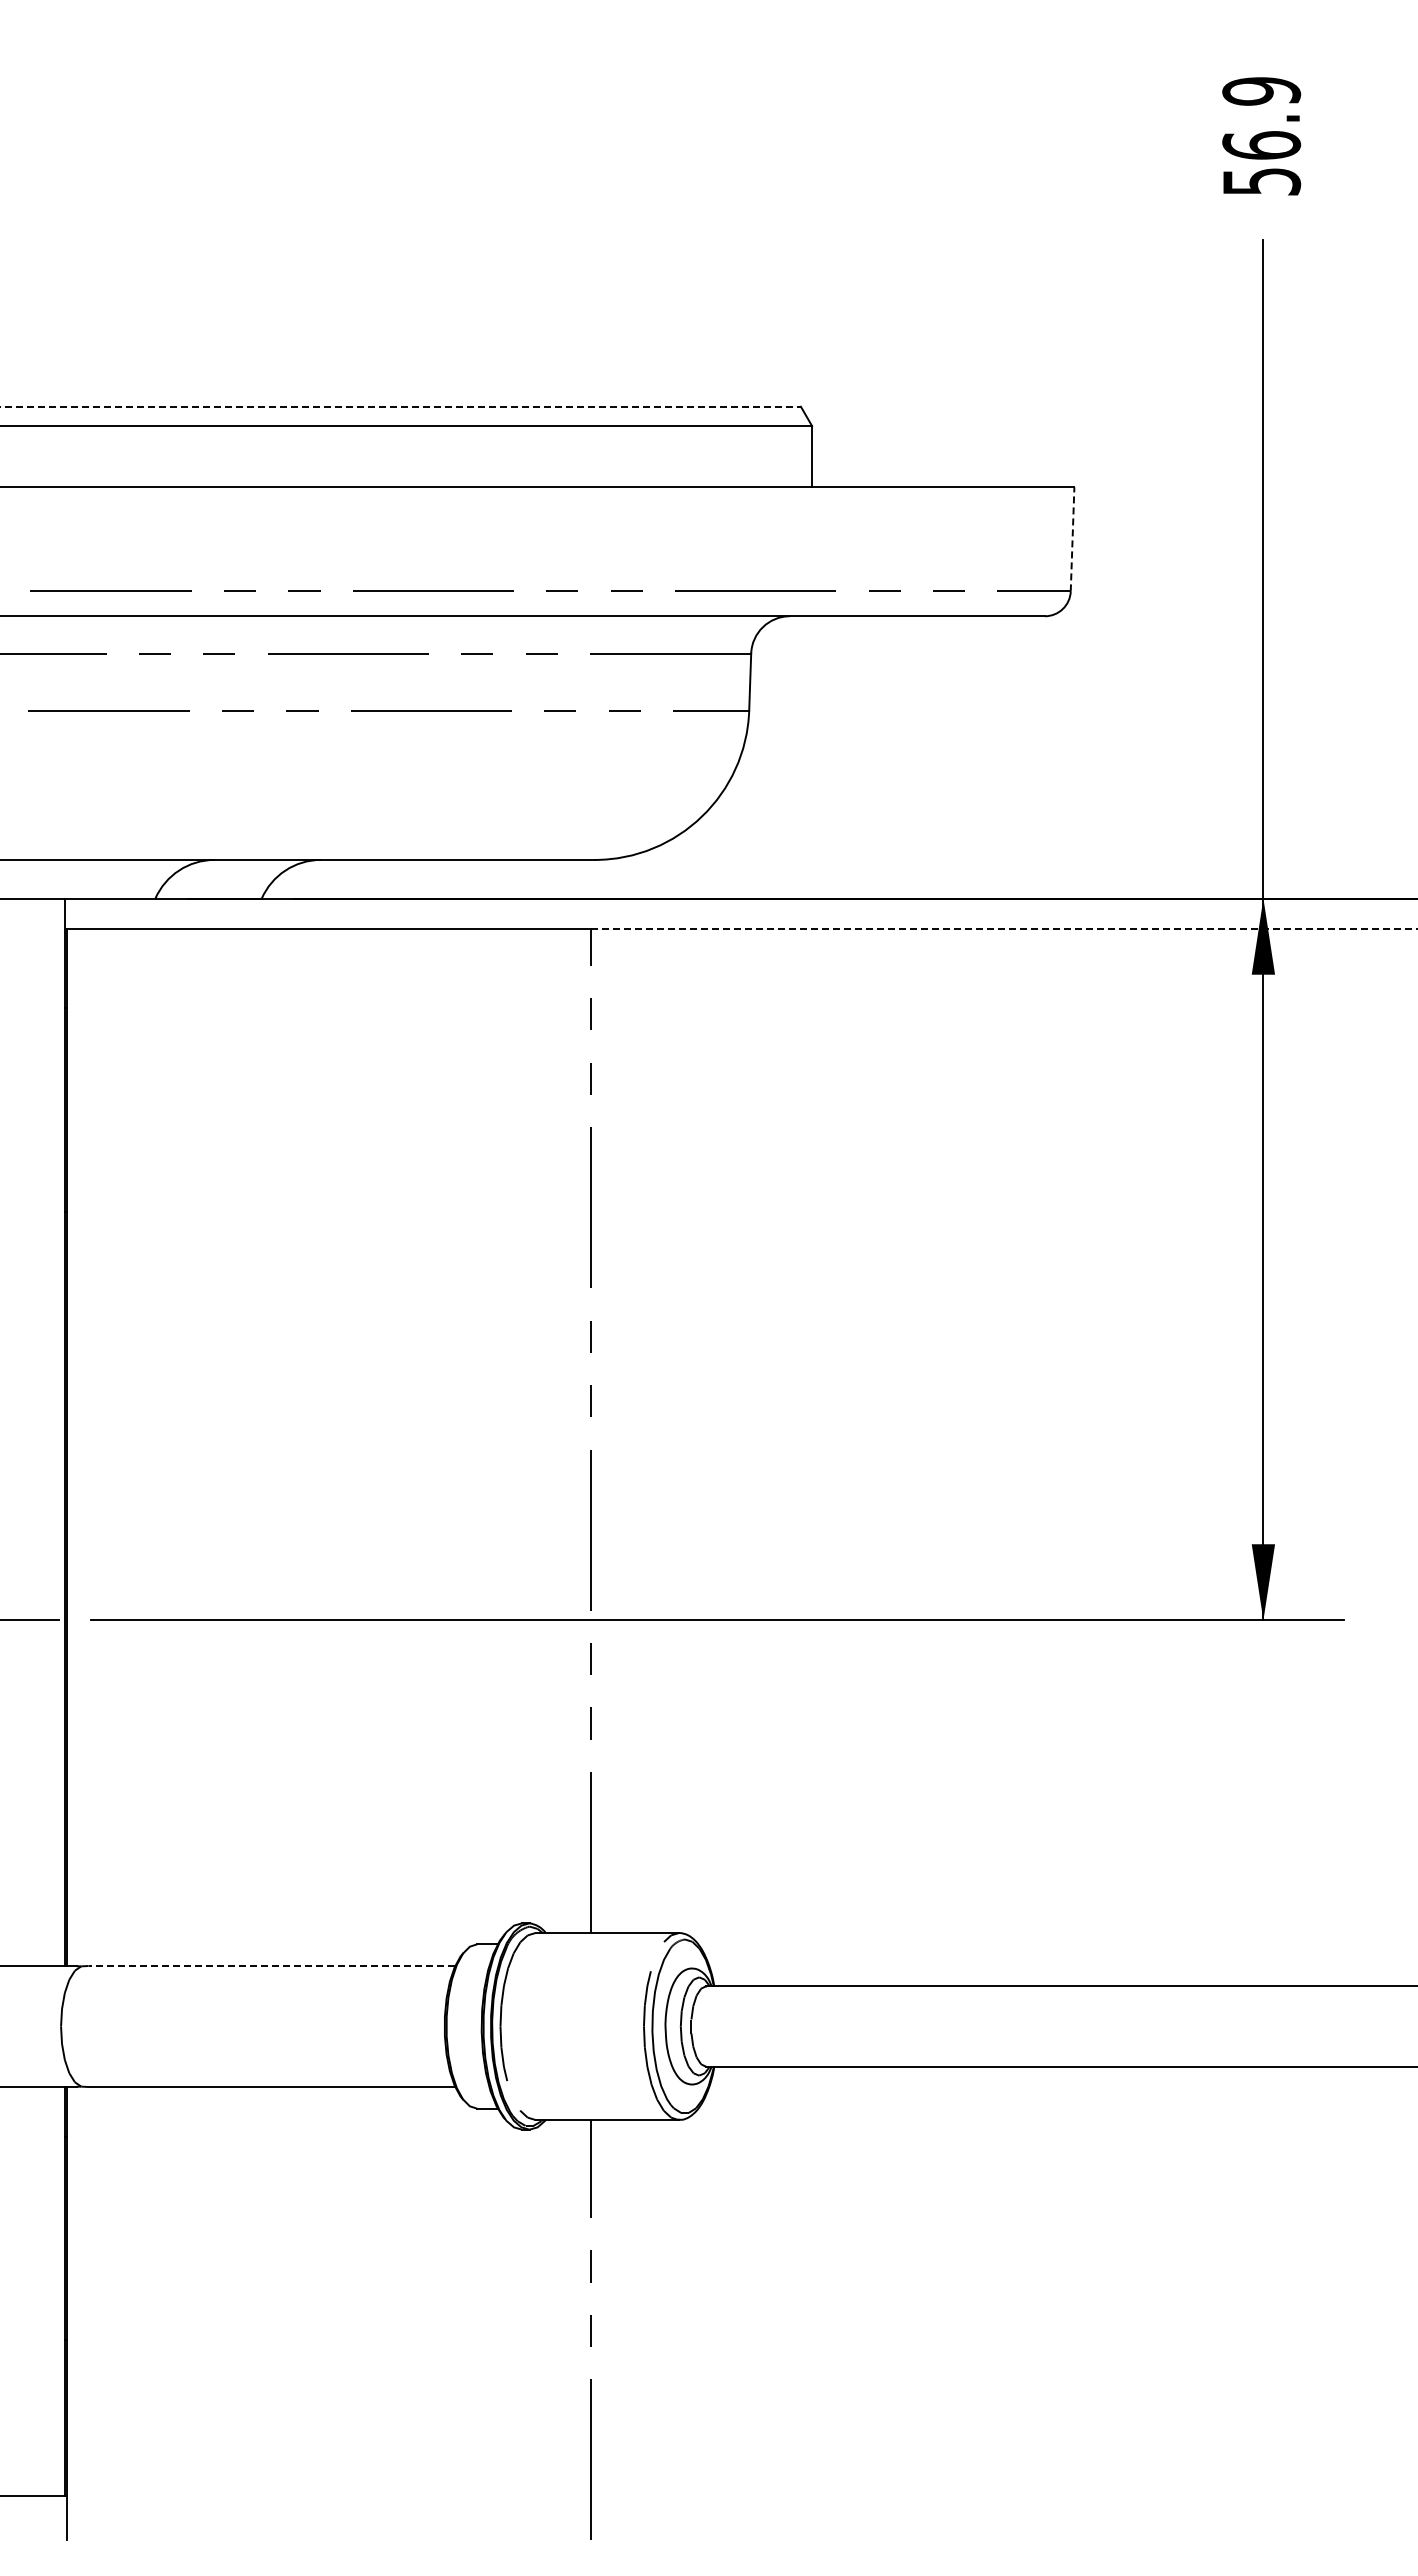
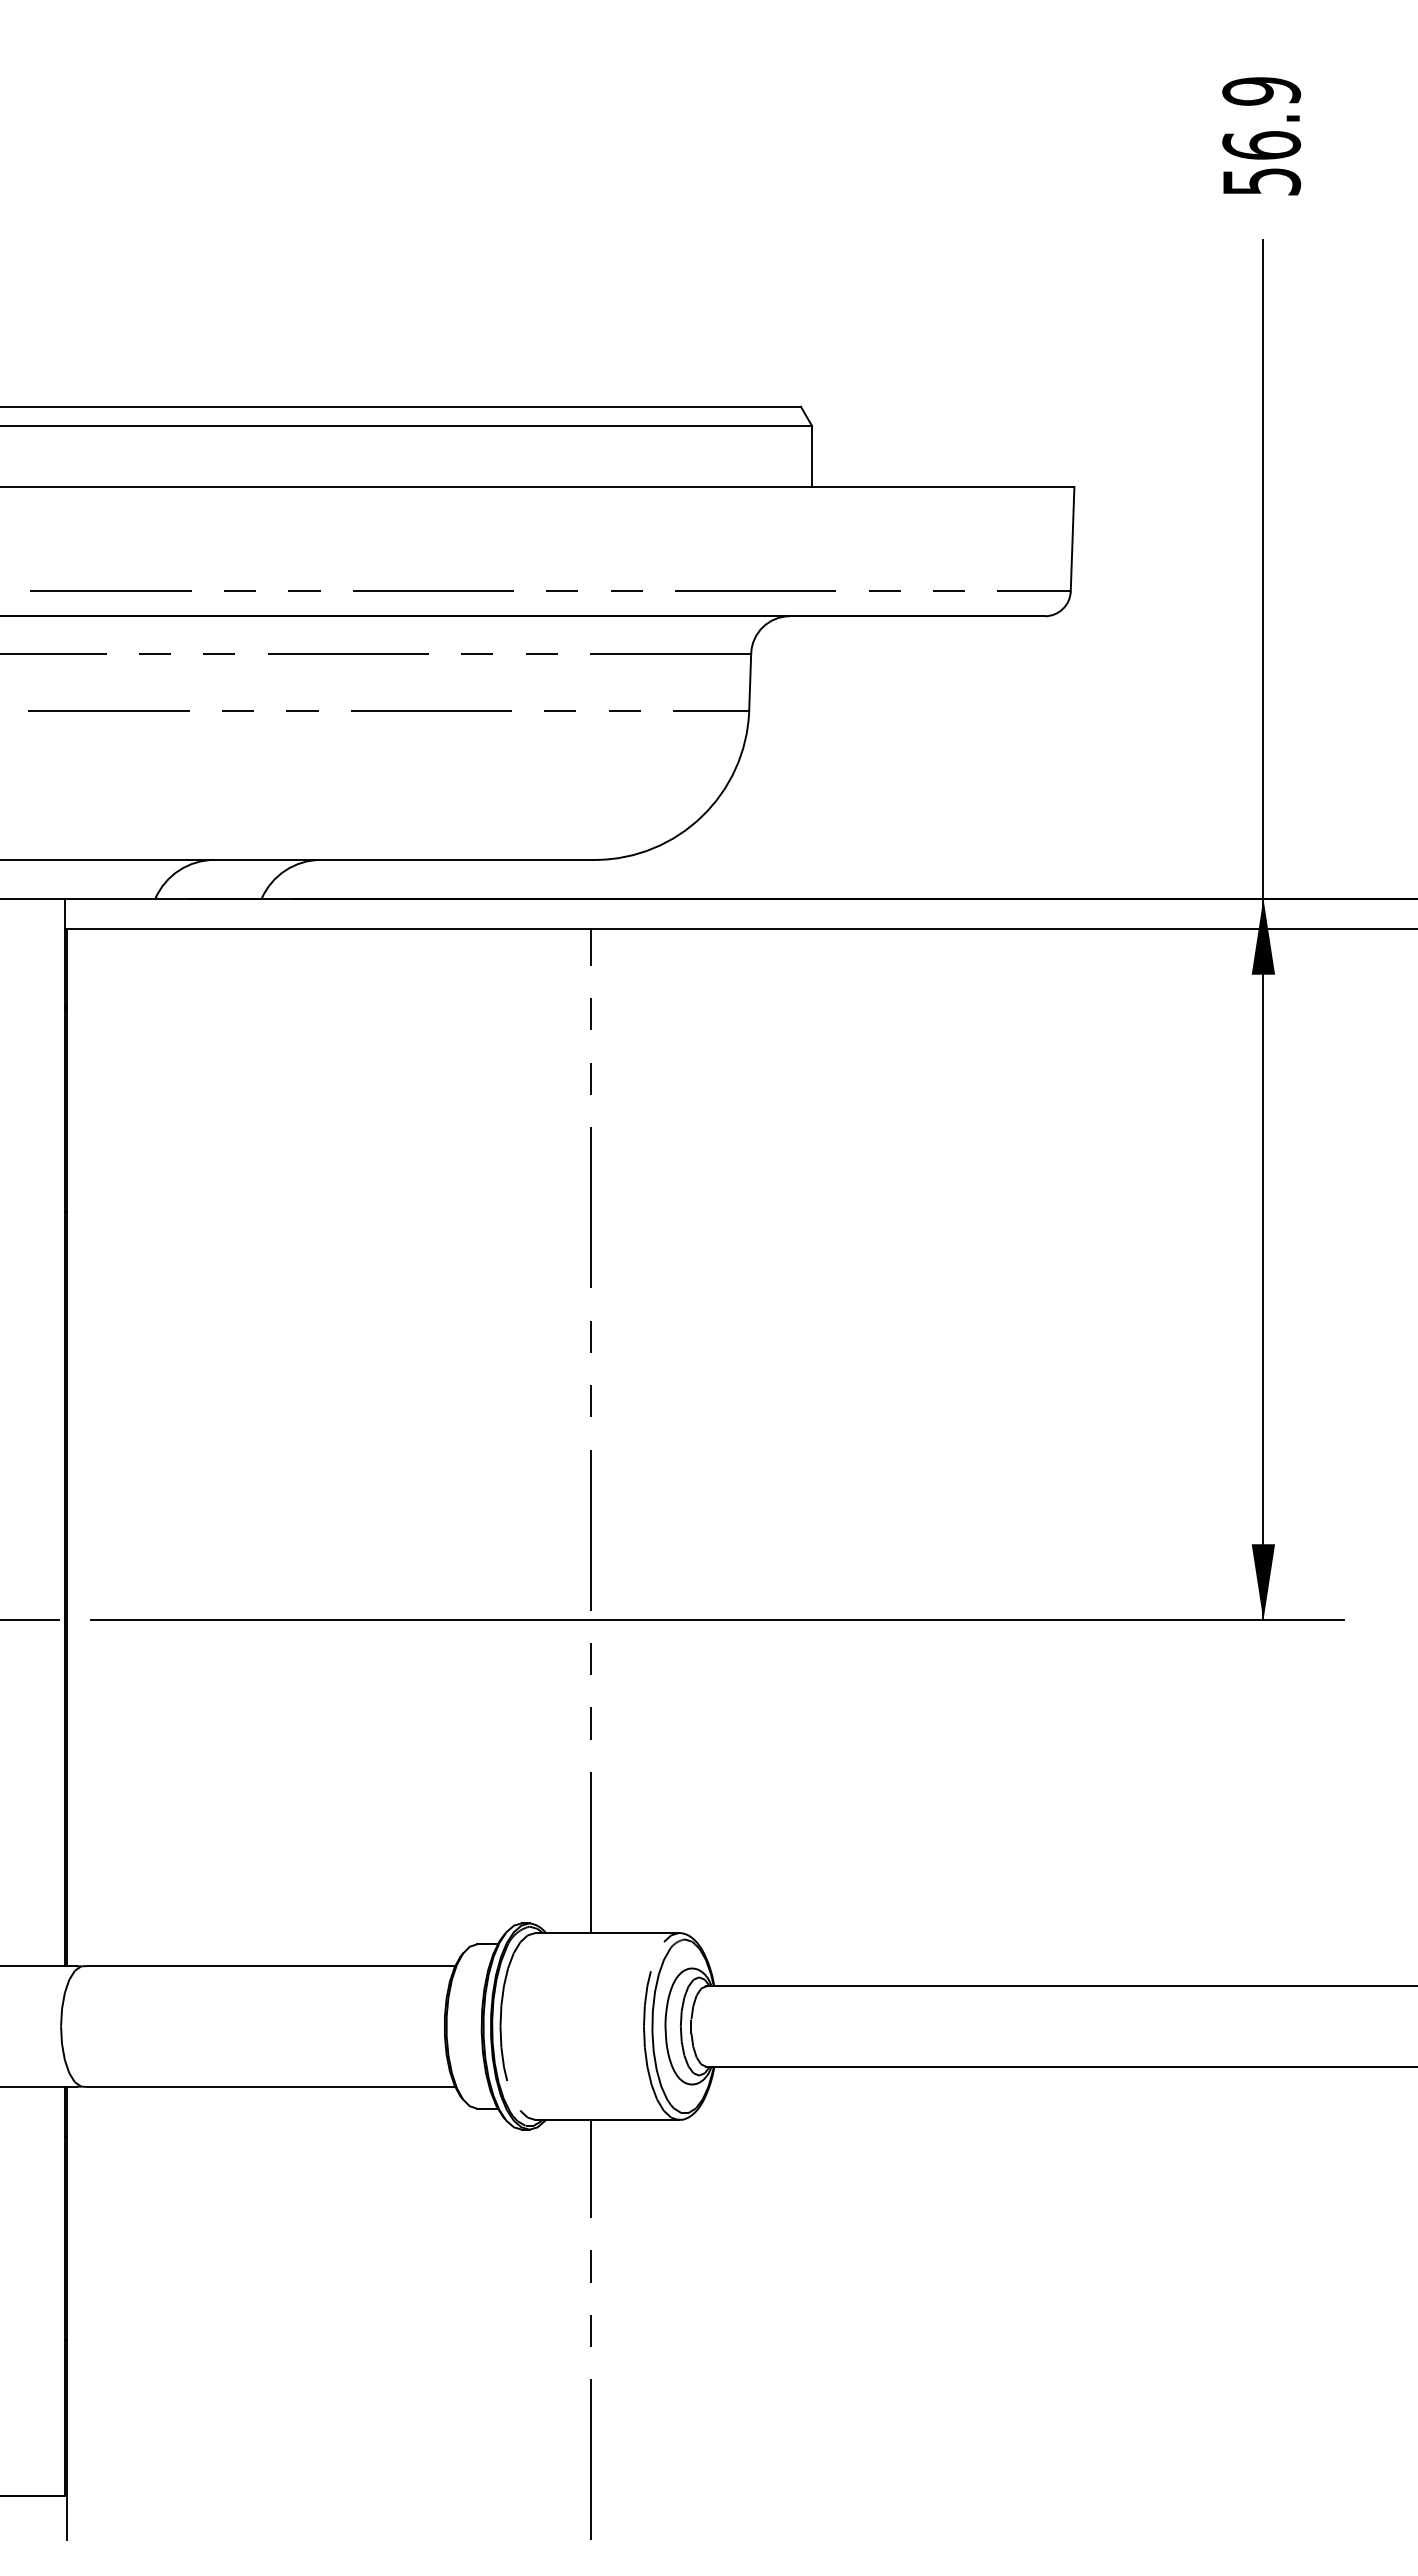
line: dashed -> solid (400, 406)
line: dashed -> solid (1072, 538)
line: dashed -> solid (1004, 928)
line: dashed -> solid (271, 1965)
